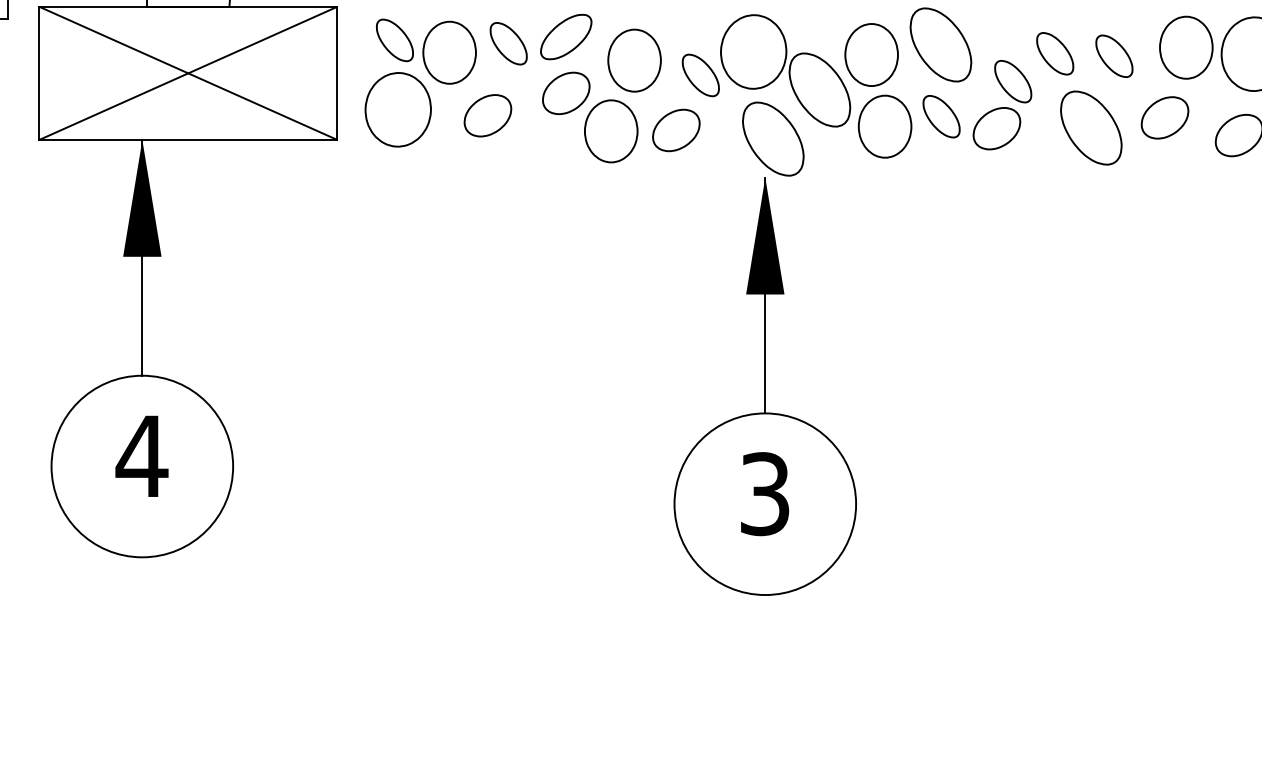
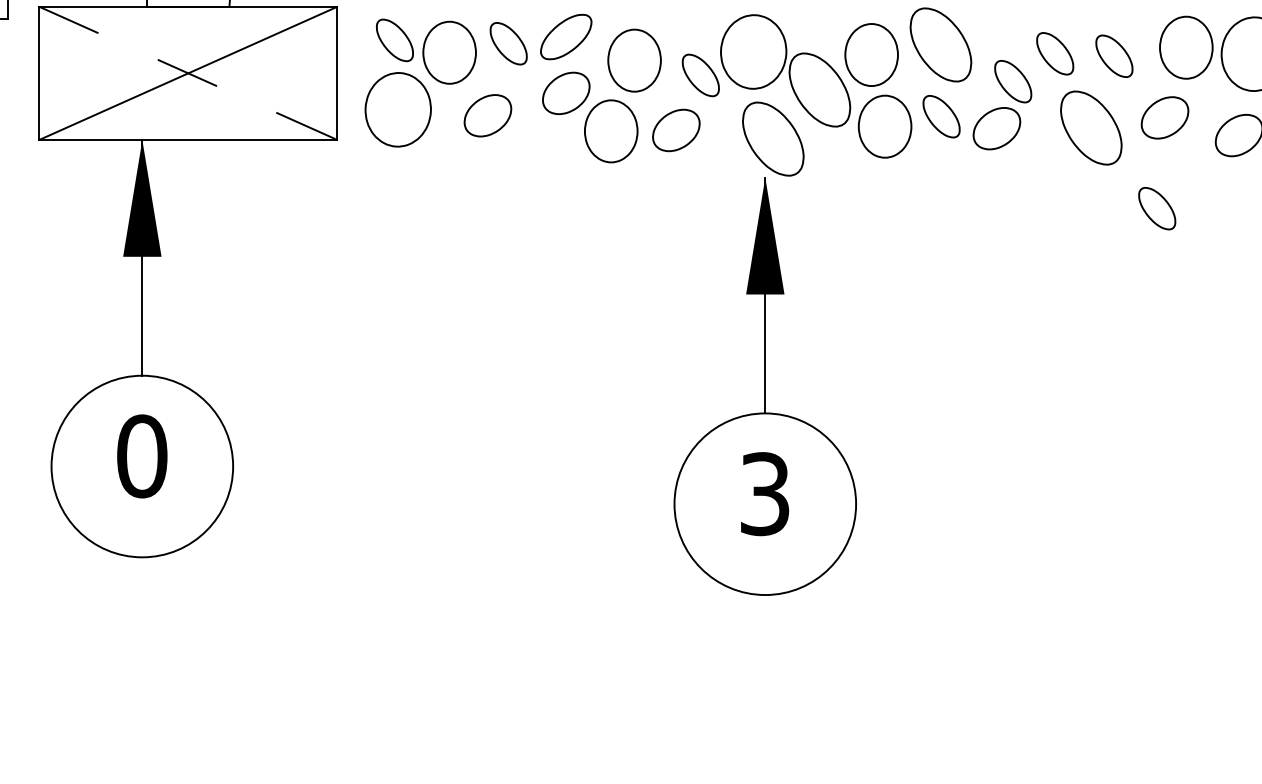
line: solid -> dashed (188, 73)
part: none -> present (1157, 208)
text: 4 -> 0 (141, 456)
